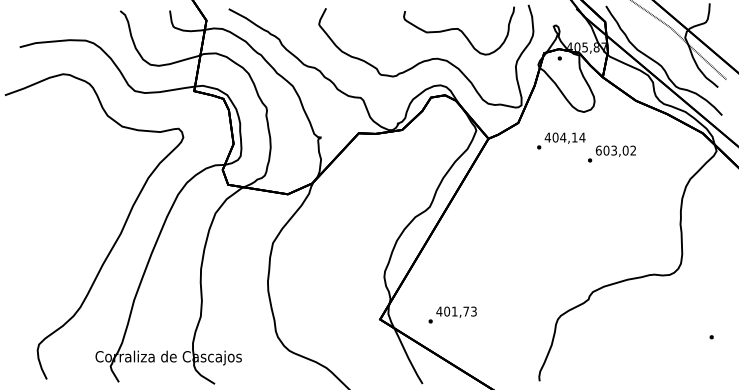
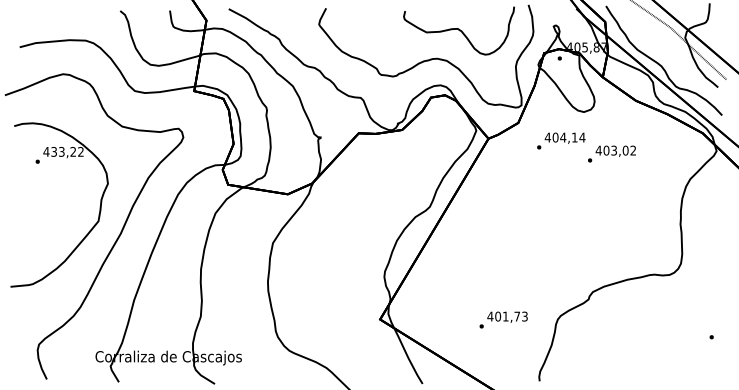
text: 603,02 -> 403,02 (598, 150)
part: none -> present (88, 231)
text position: (452, 314) -> (503, 319) (503, 319)
